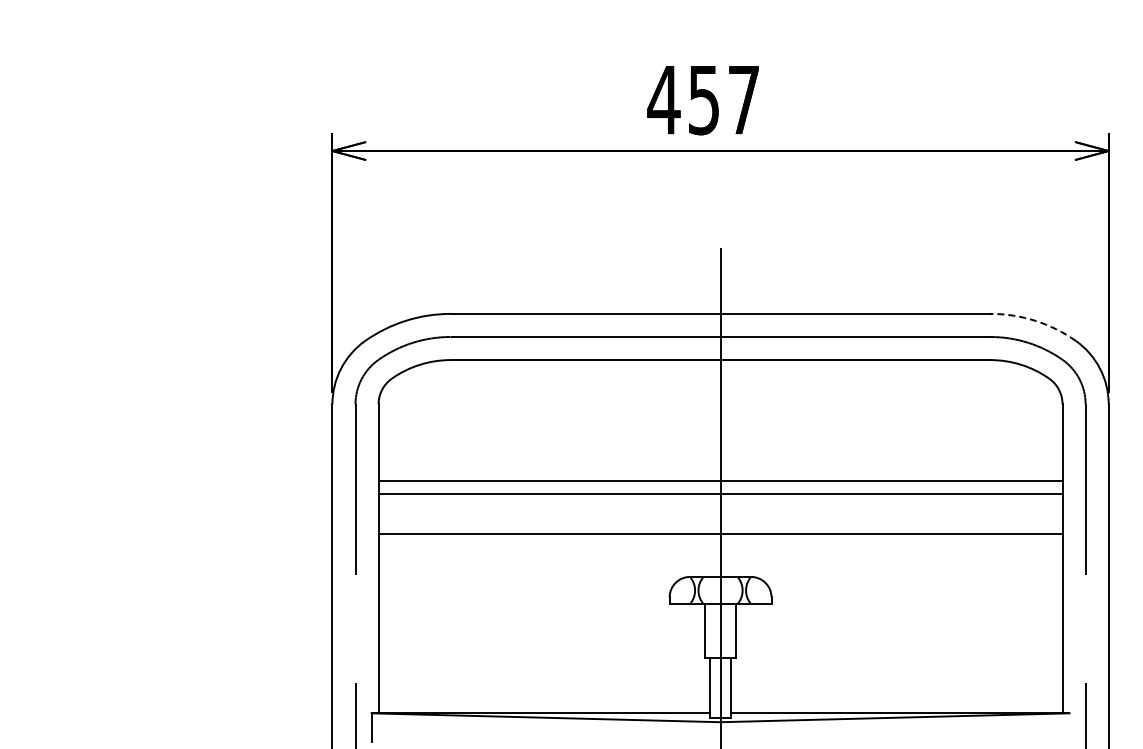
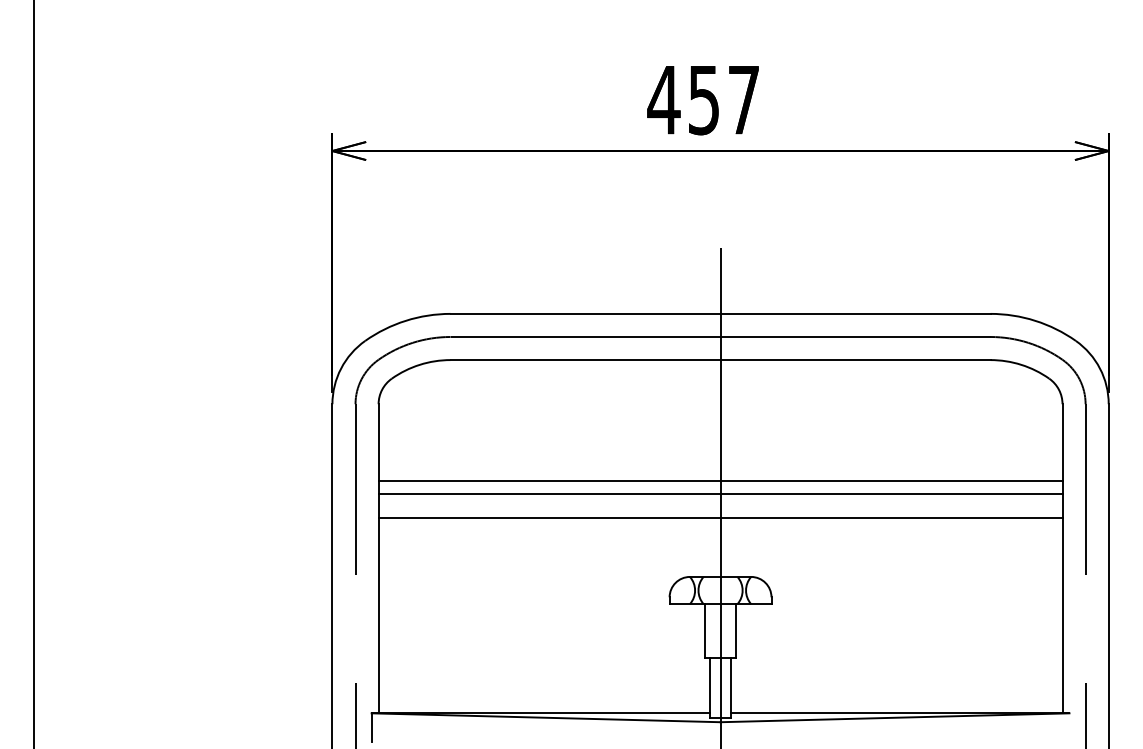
arc: dashed -> solid (1035, 320)
line: none -> present (34, 373)
line position: (720, 534) -> (720, 518) (720, 518)
